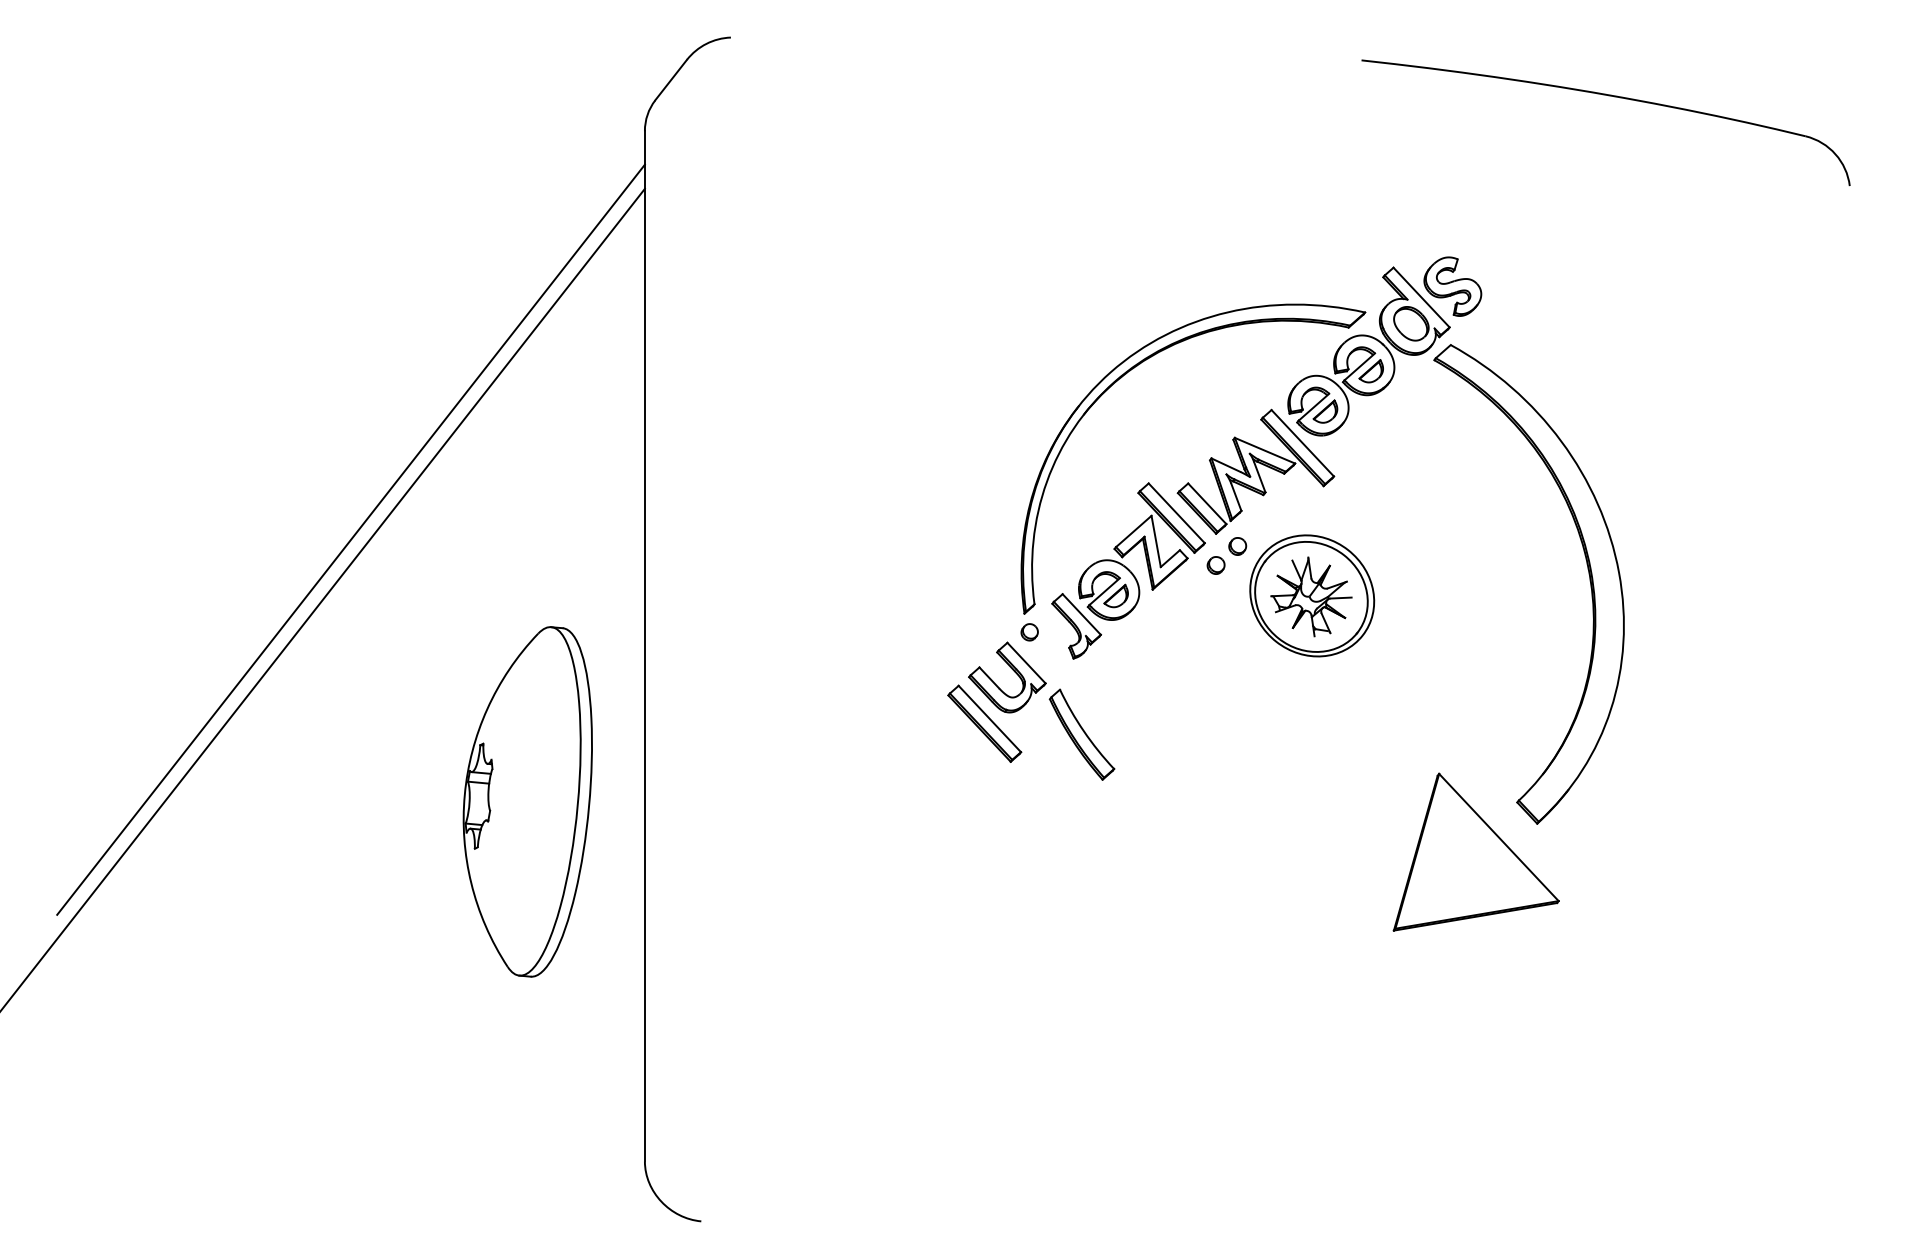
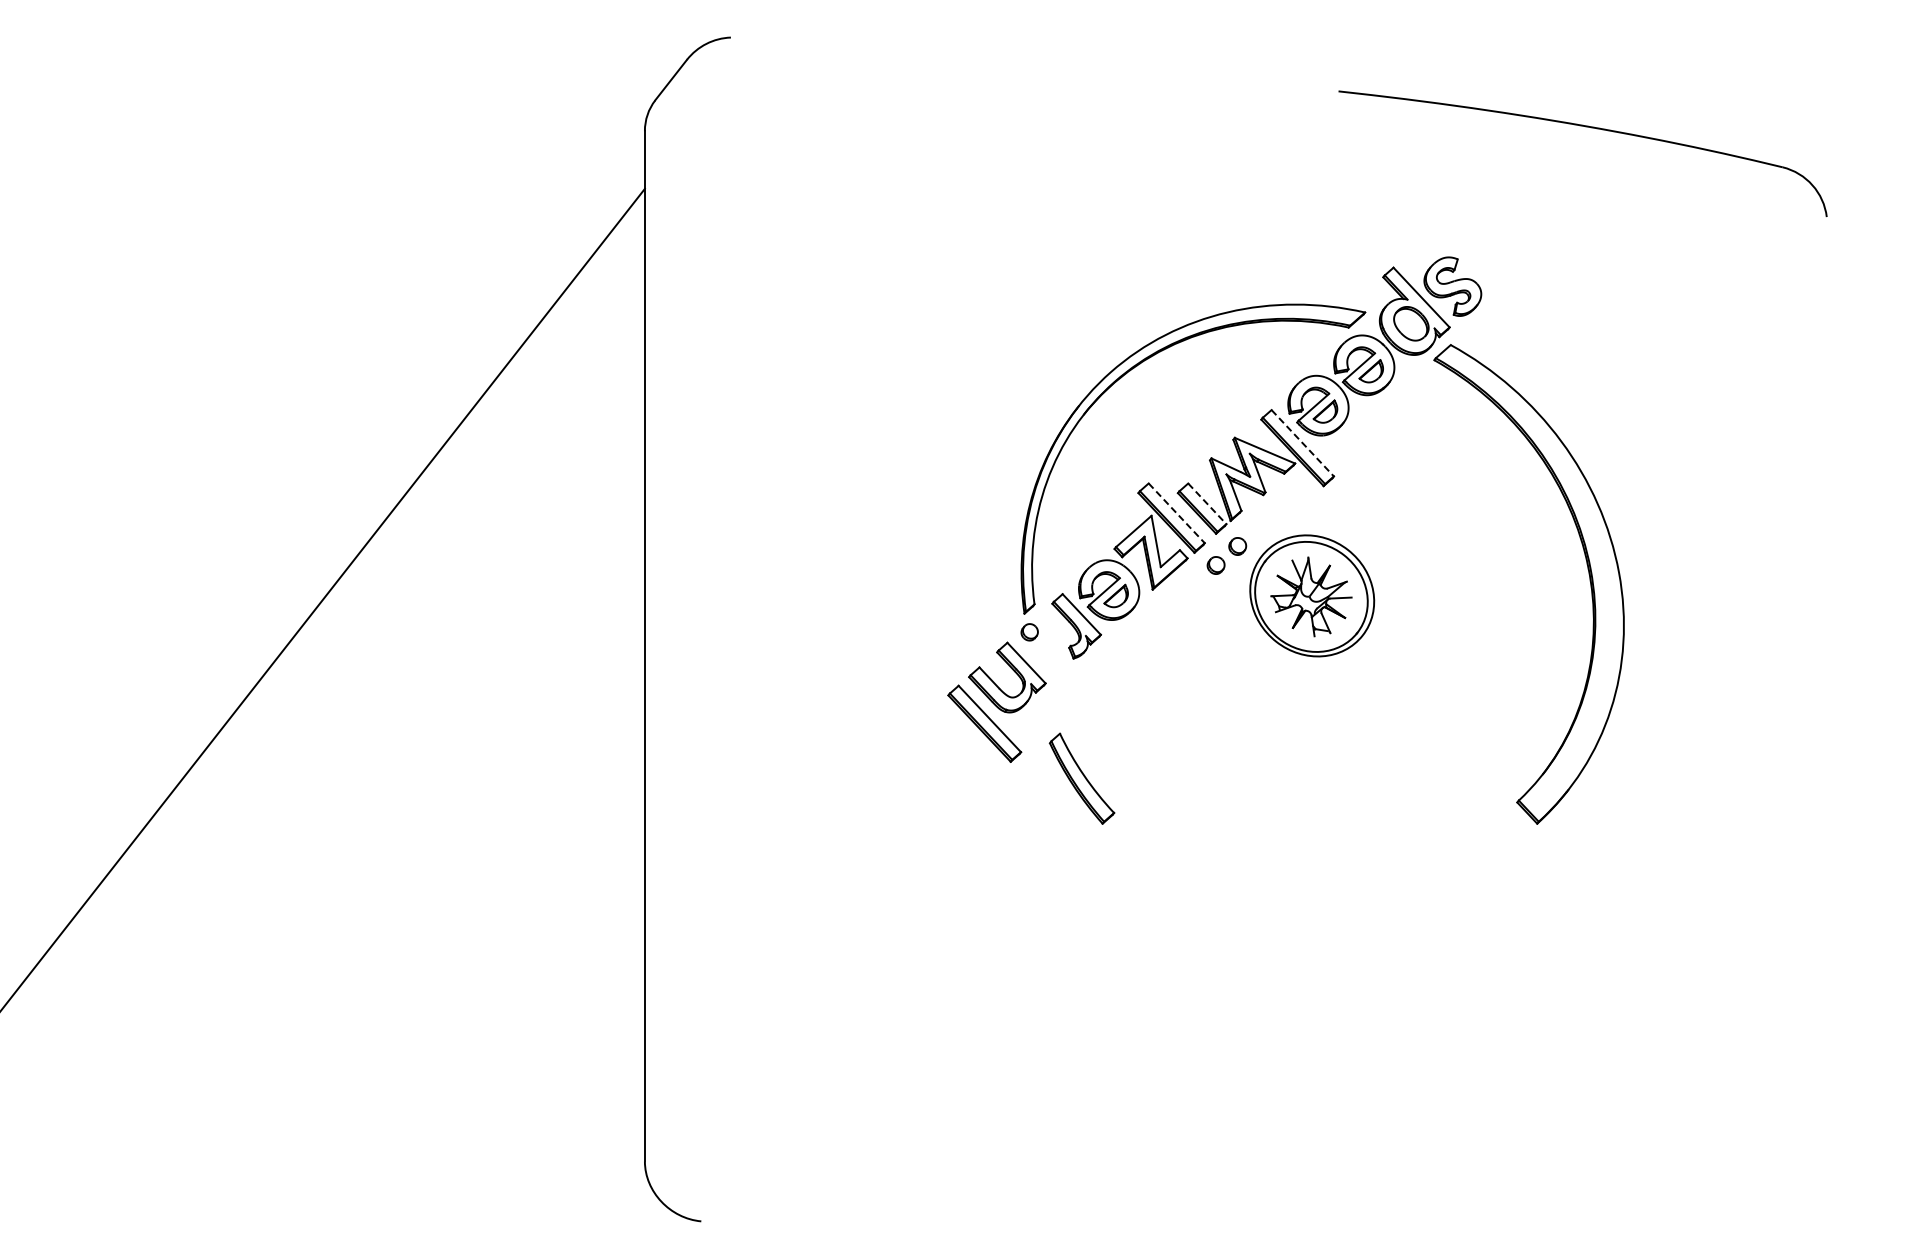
part position: (1608, 96) -> (1585, 127) (1585, 127)
line: solid -> dashed (1302, 443)
line: solid -> dashed (1207, 503)
line: solid -> dashed (1176, 513)
line: present -> none (350, 539)
part position: (1081, 734) -> (1081, 778) (1081, 778)
part: present -> none (527, 801)
part: present -> none (1475, 851)
